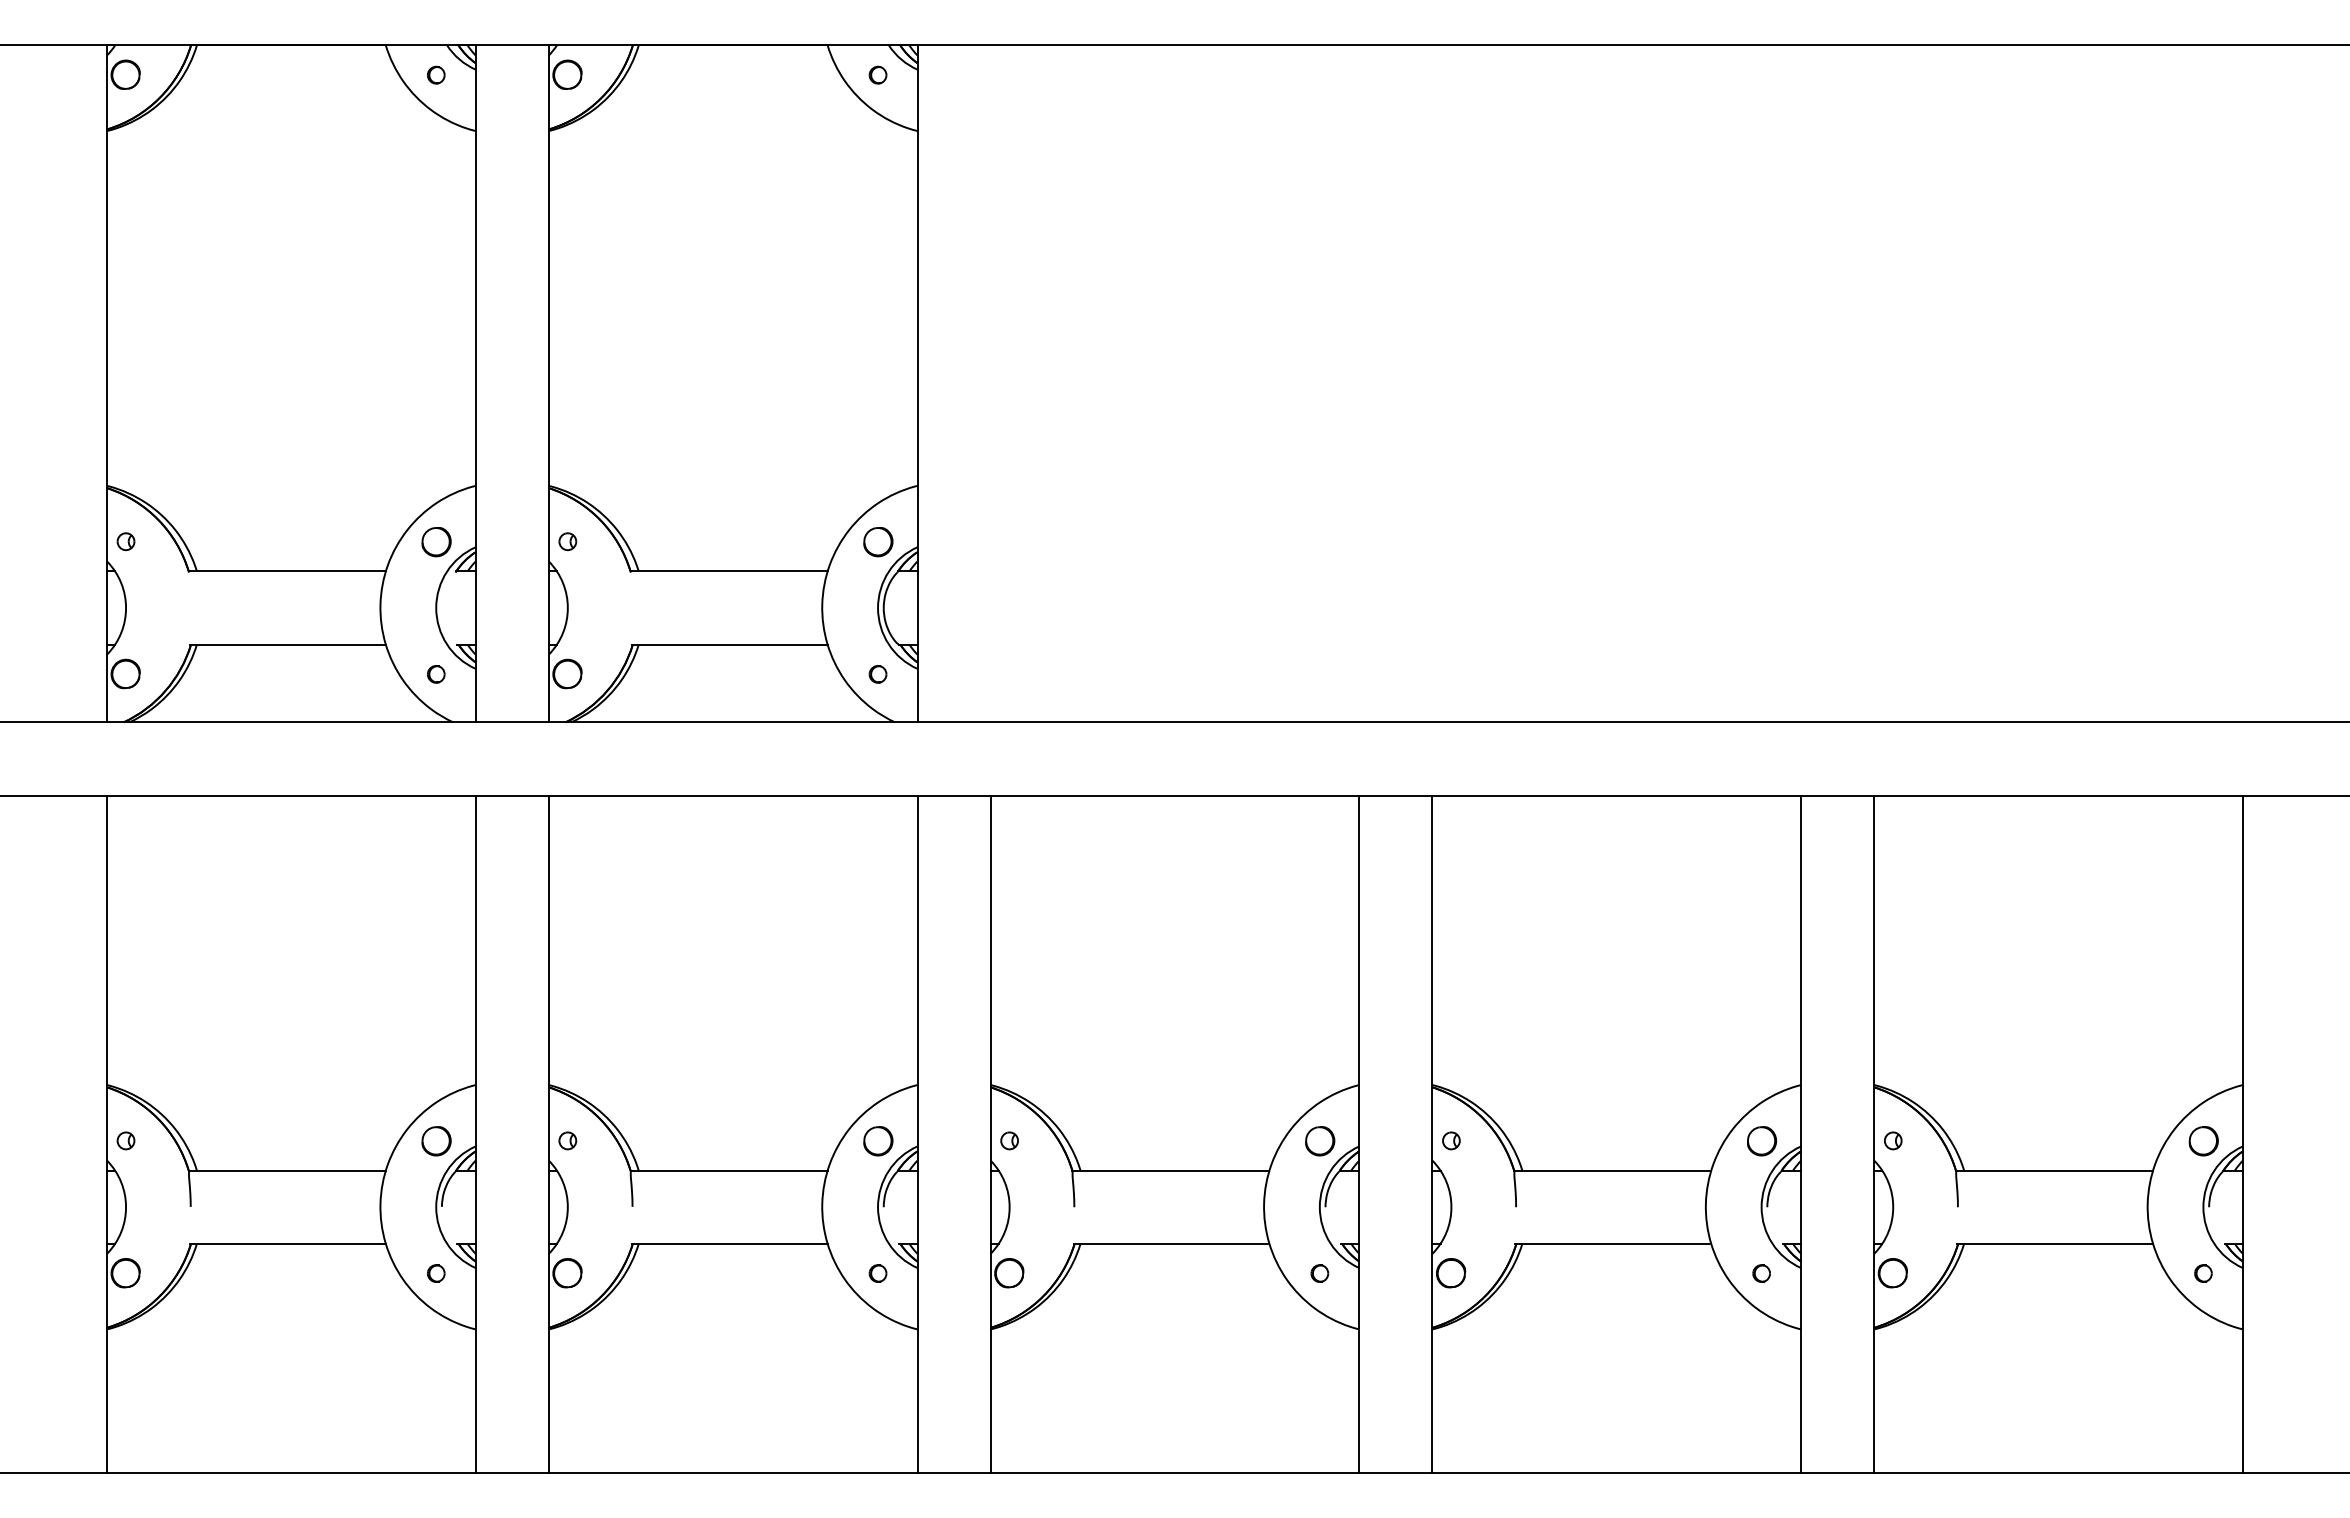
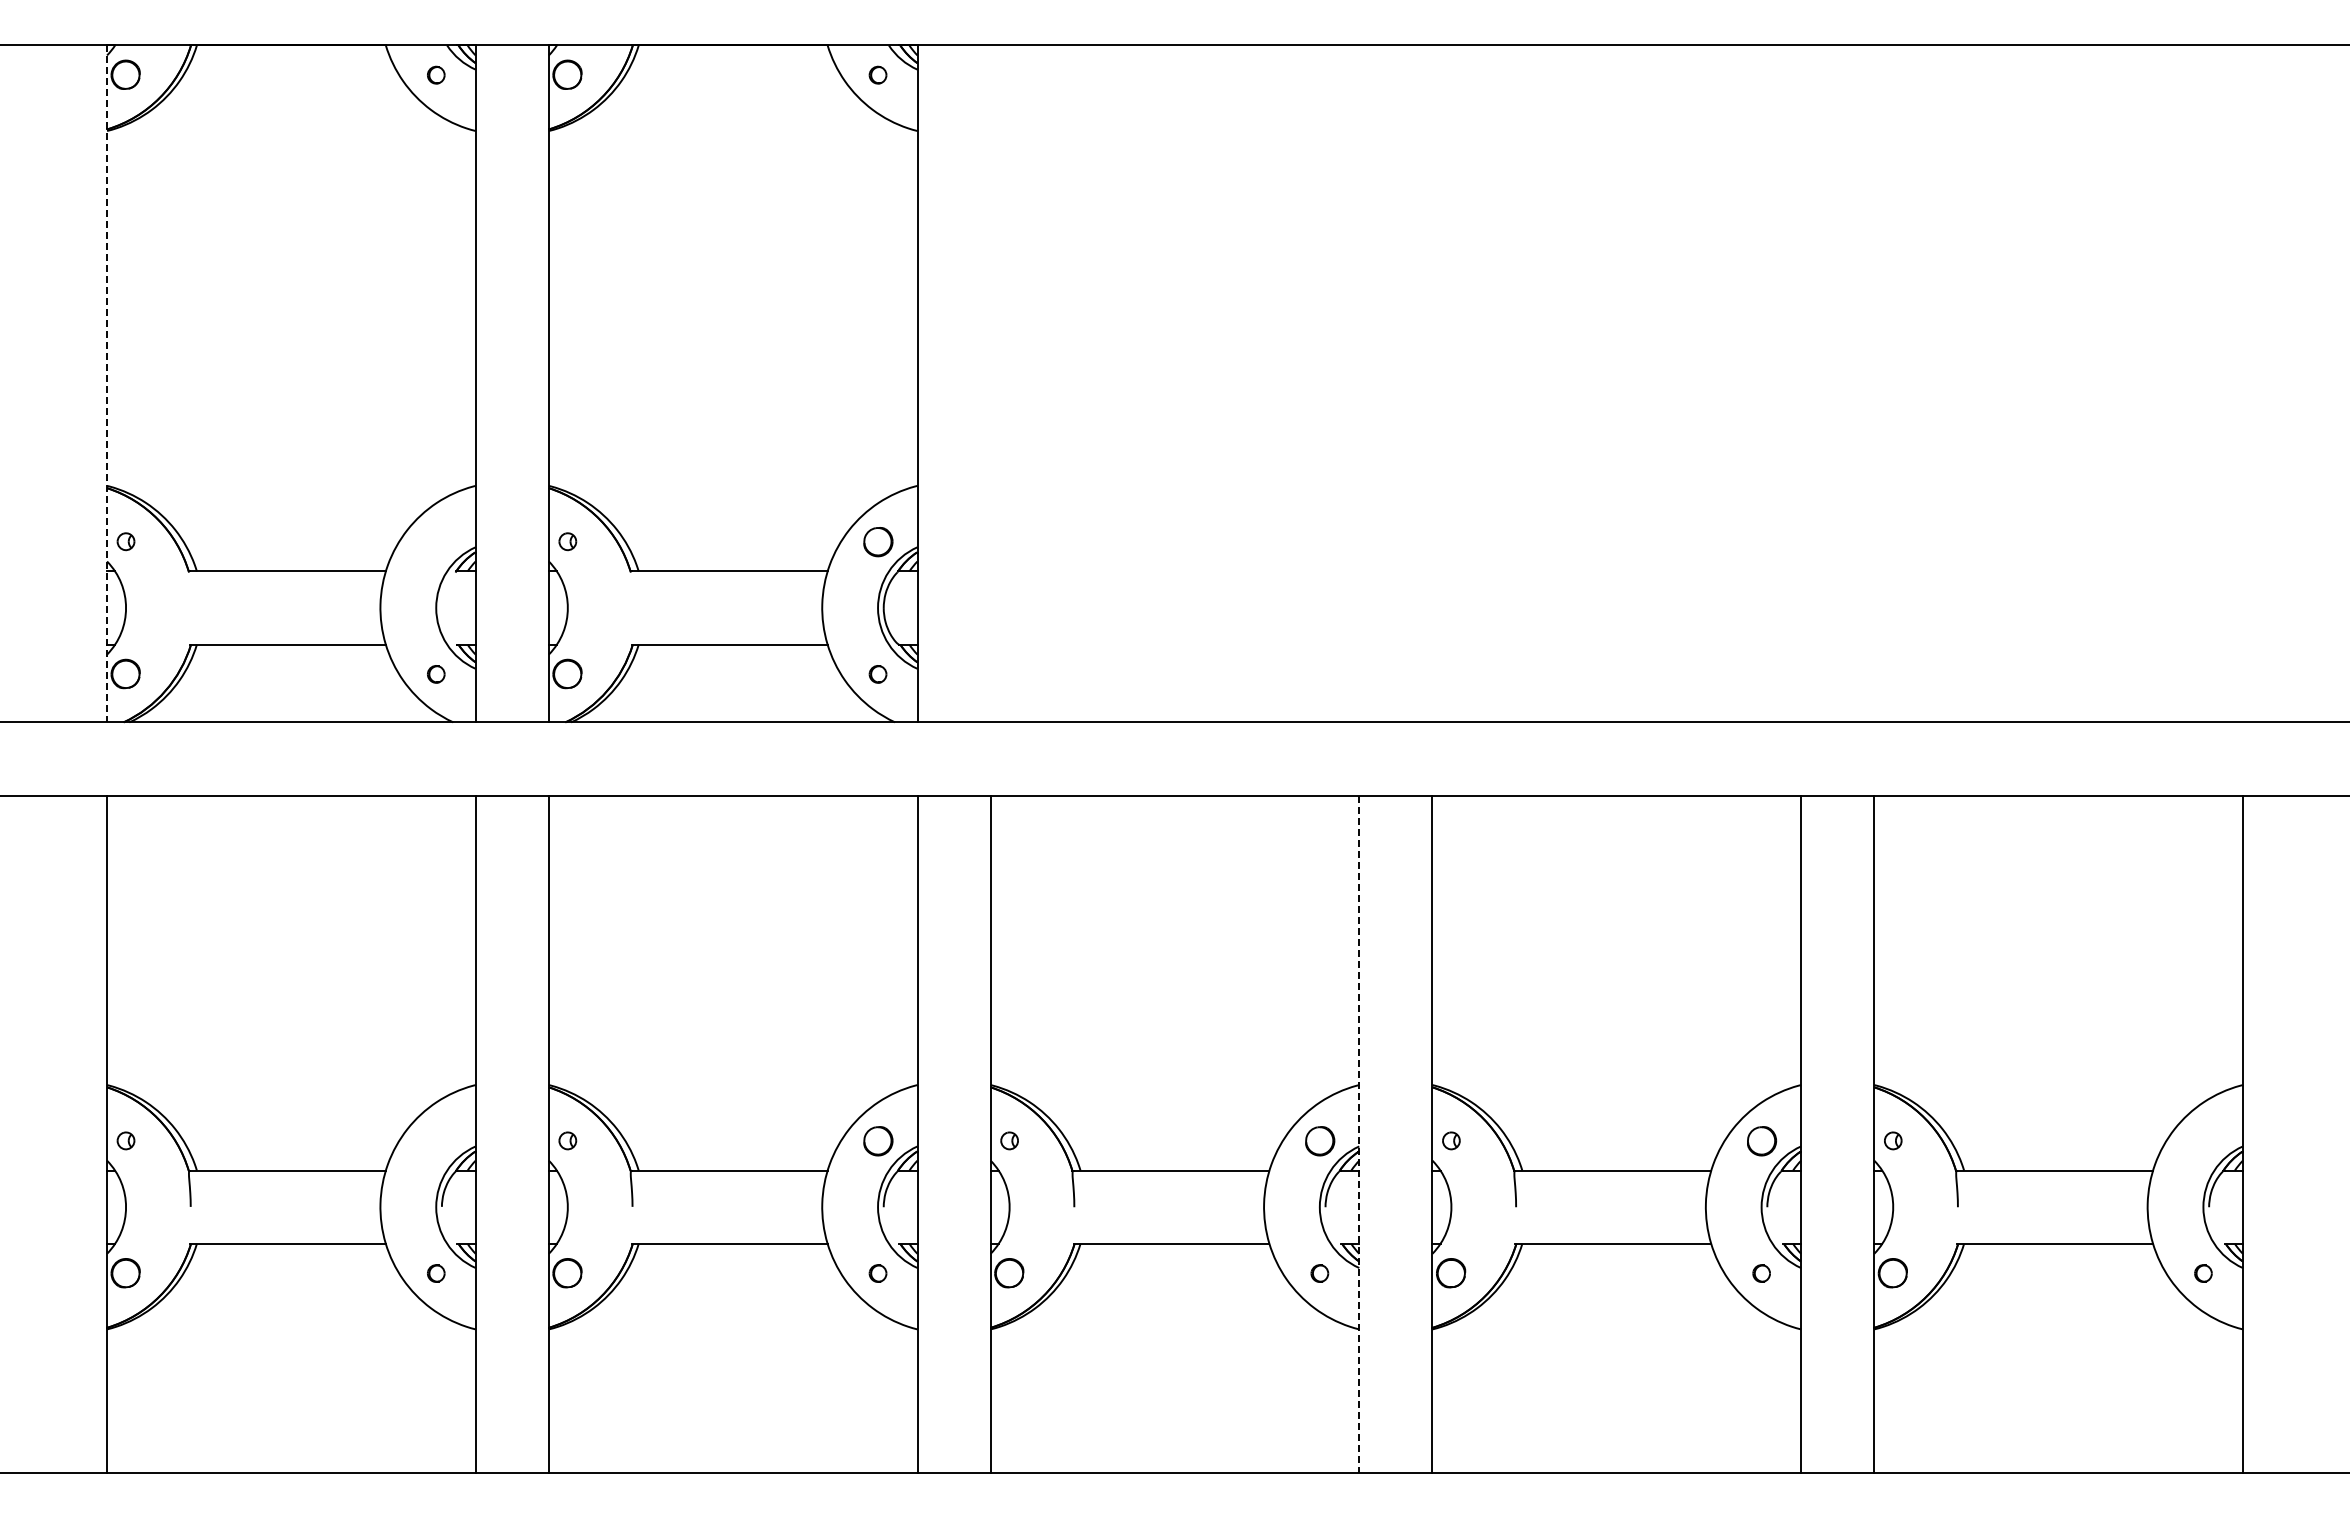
line: solid -> dashed (107, 384)
part: present -> none (436, 542)
line: solid -> dashed (1359, 1134)
part: present -> none (436, 1141)
part: present -> none (2203, 1141)
